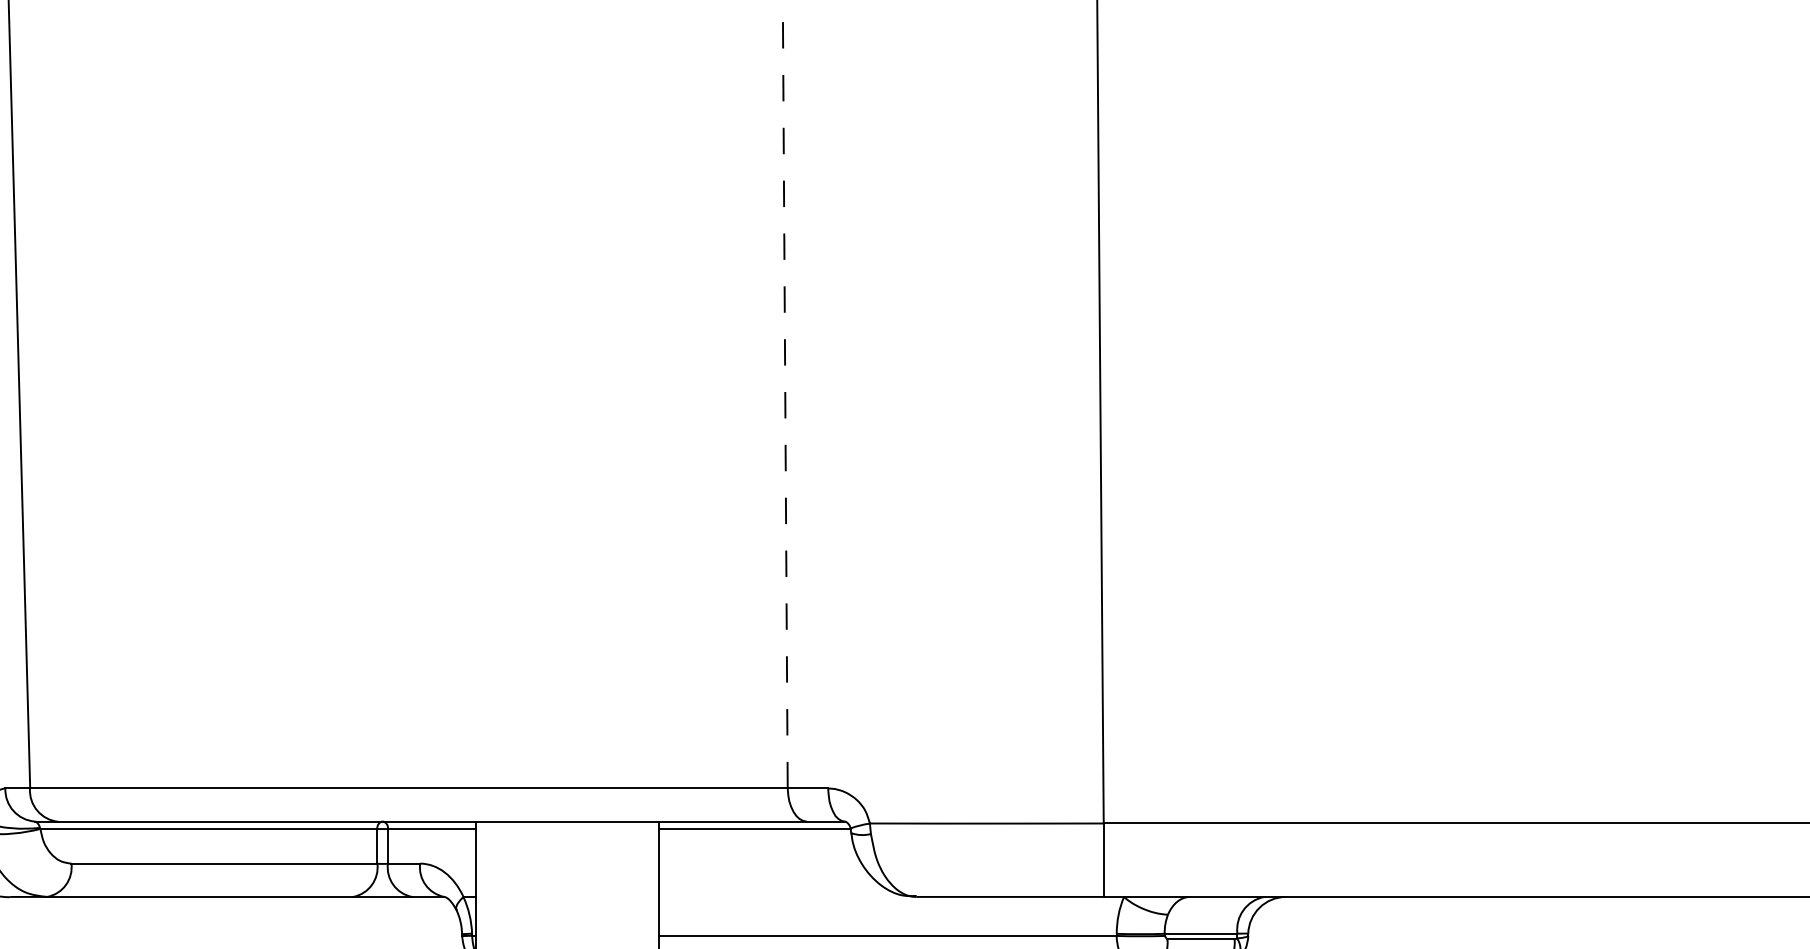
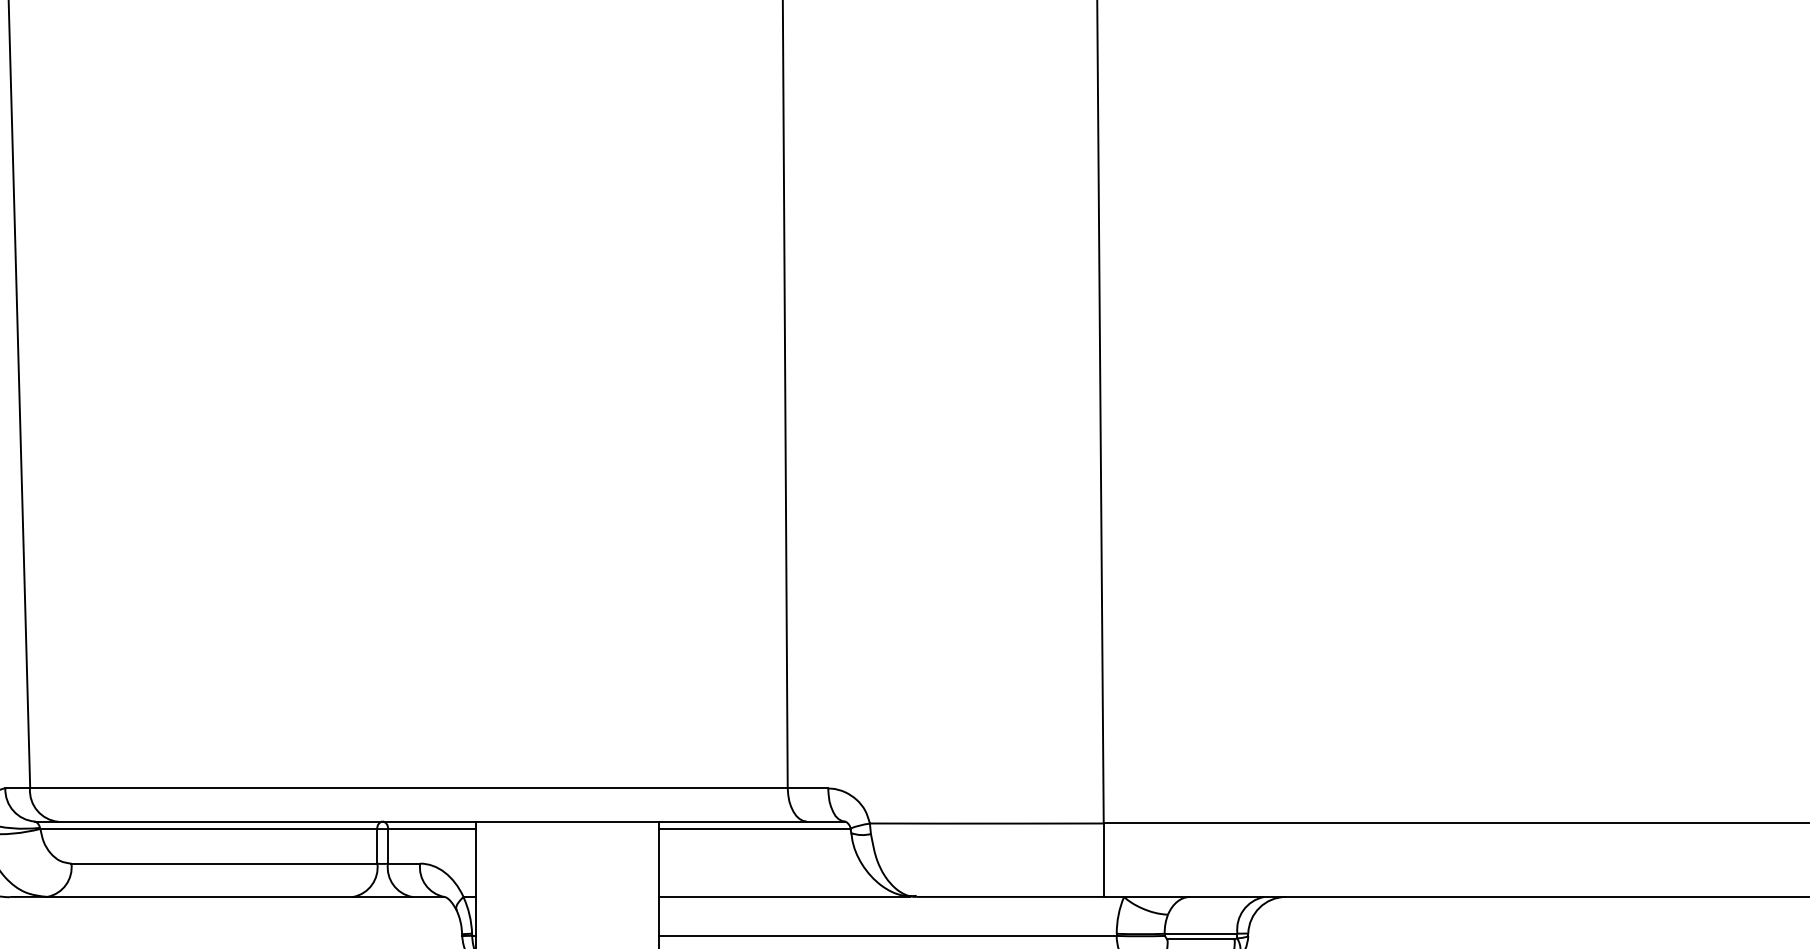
line: dashed -> solid (785, 394)
line: none -> present (784, 896)
